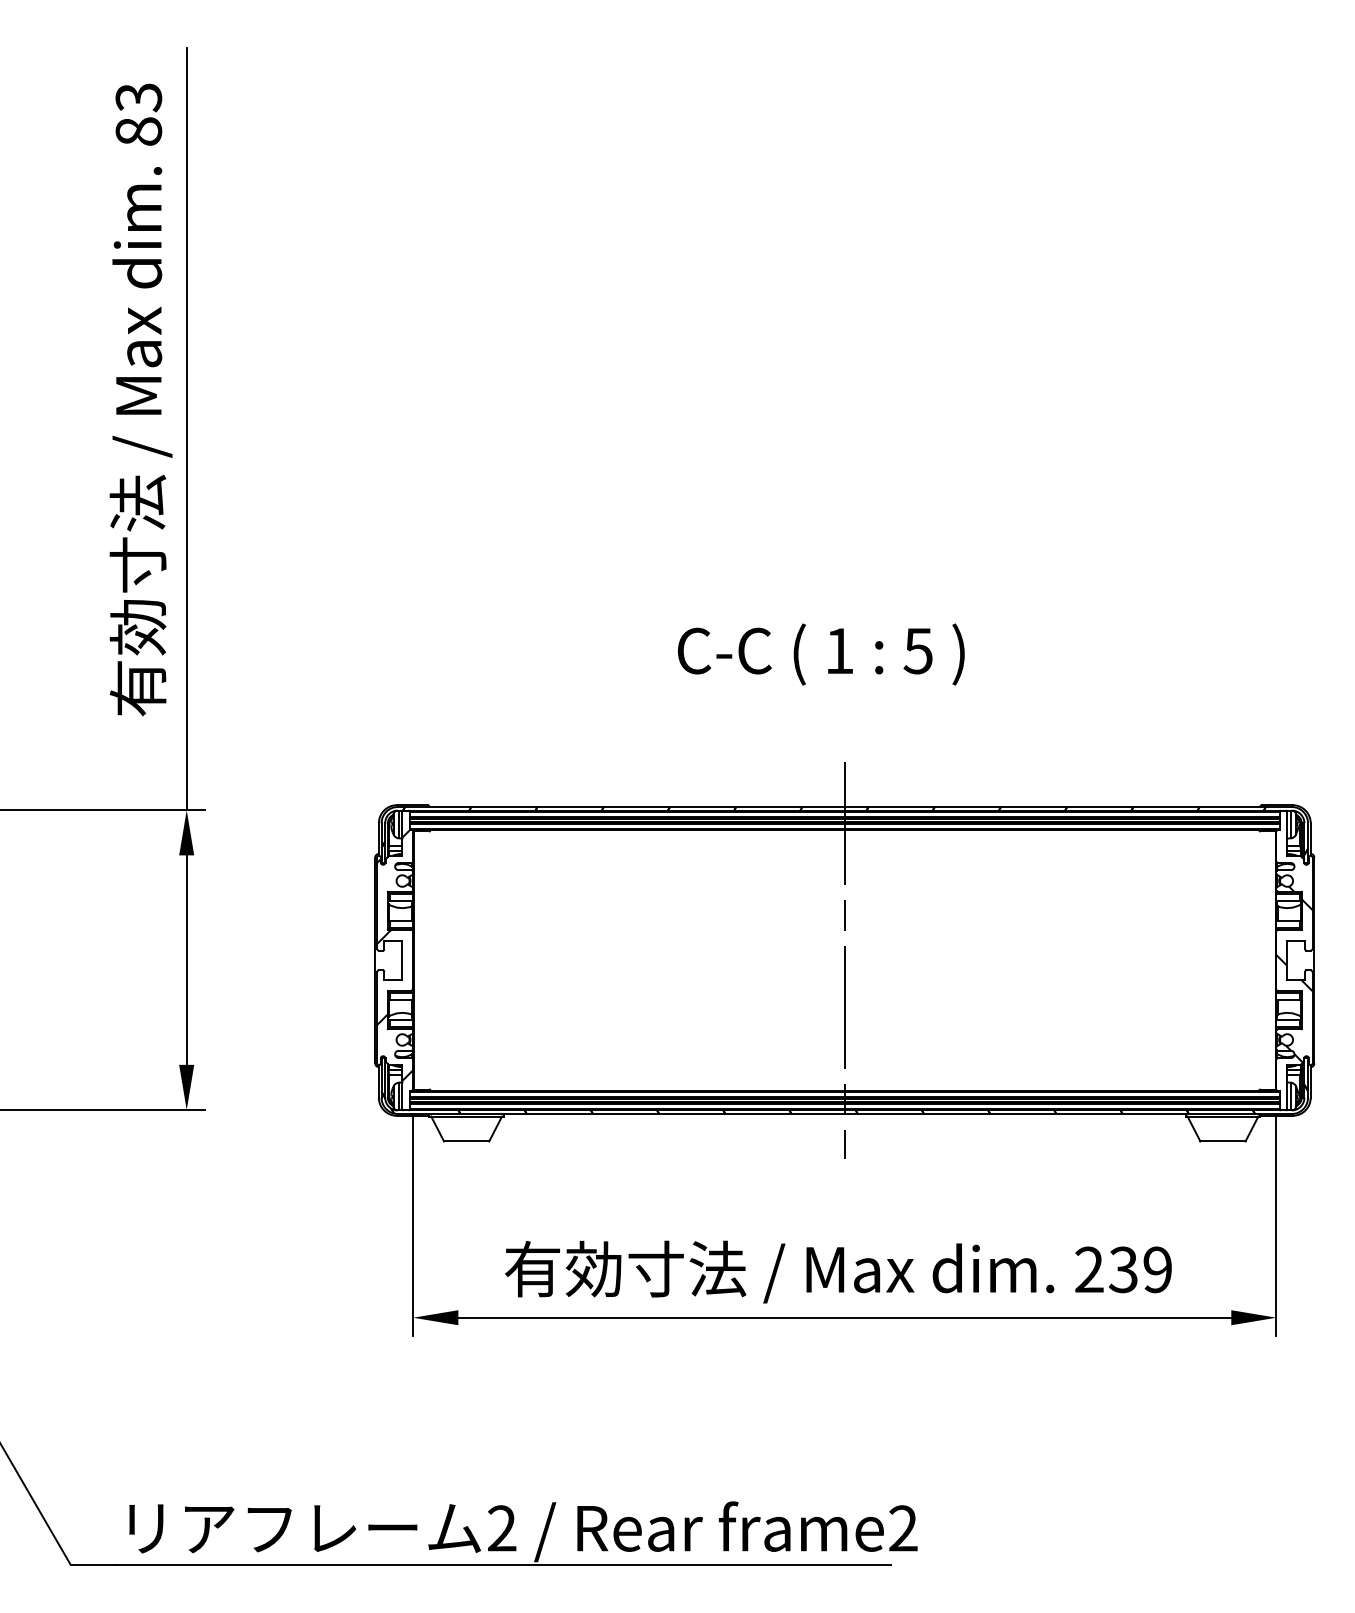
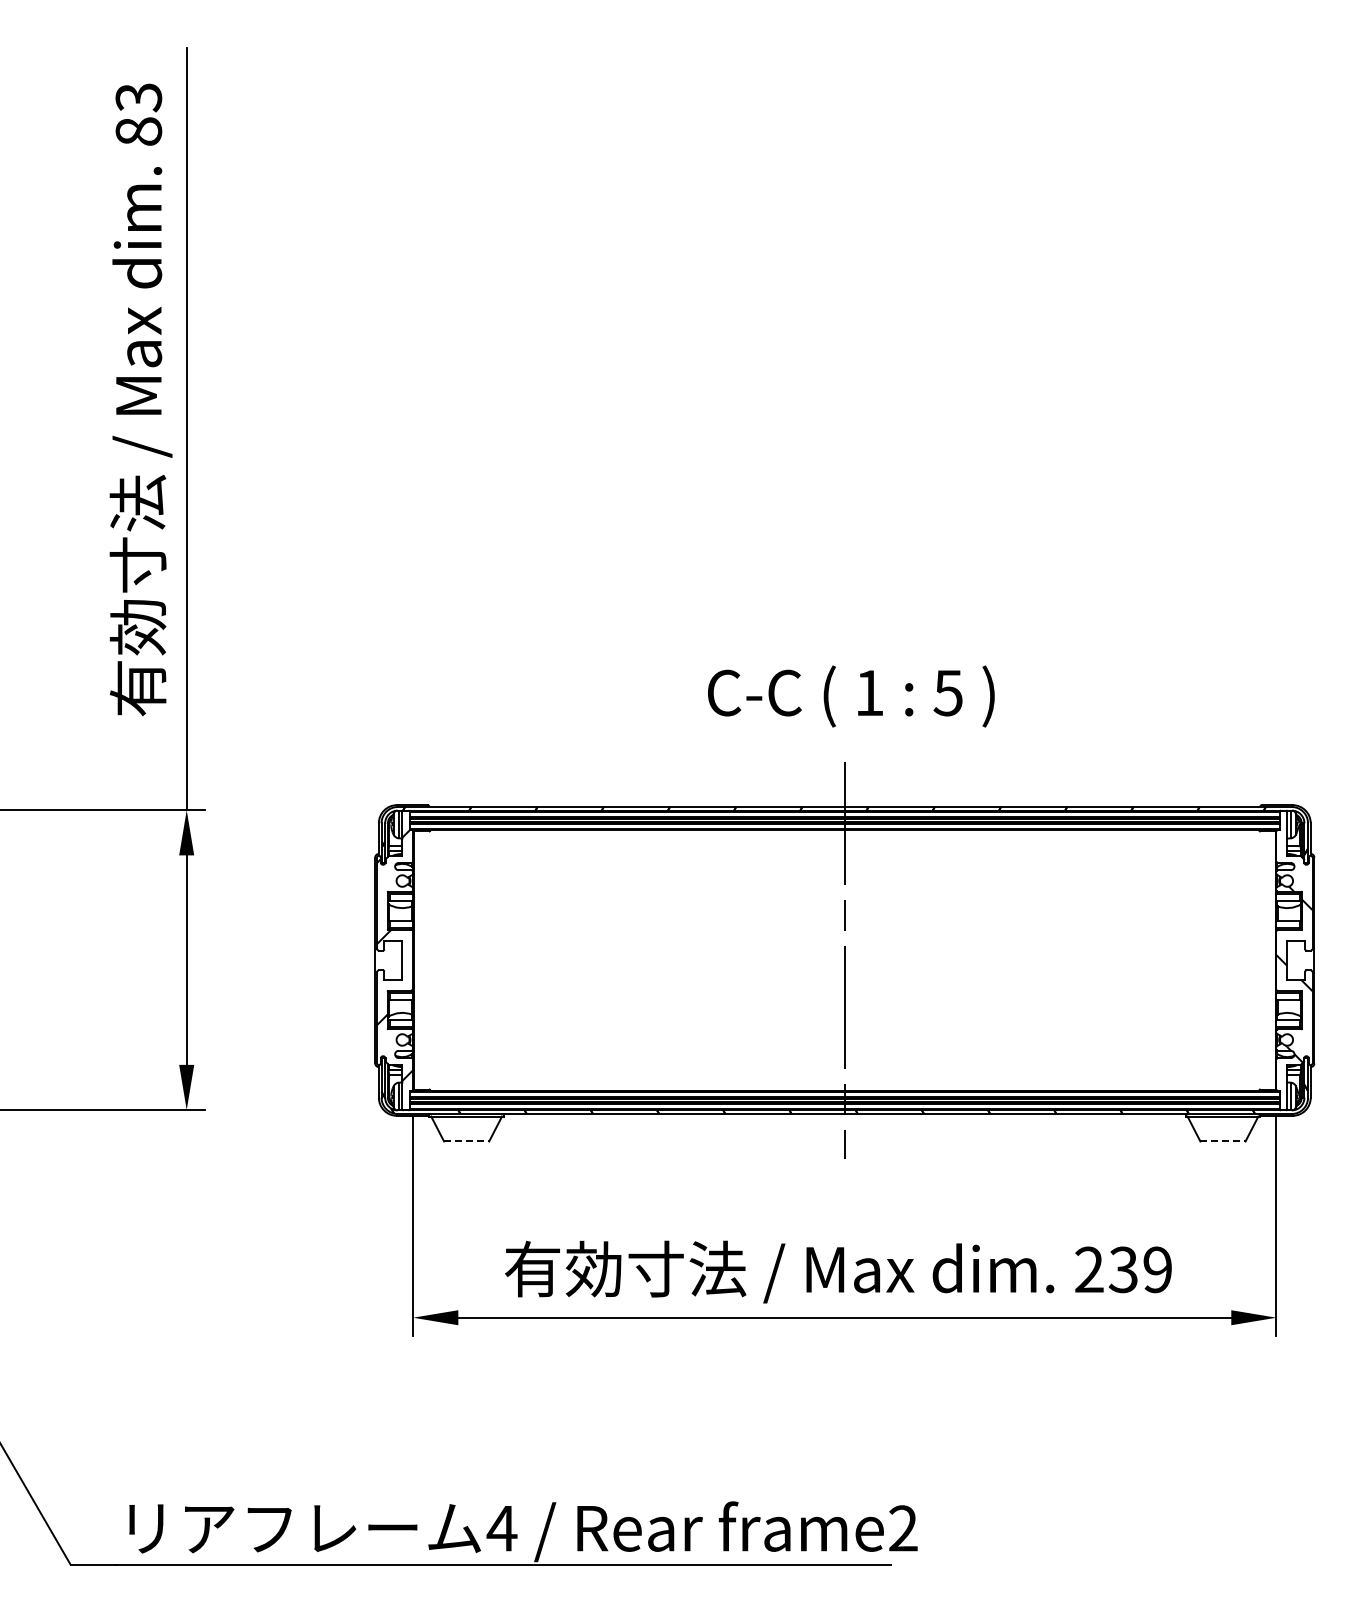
text position: (821, 654) -> (851, 696) (851, 696)
line: solid -> dashed (466, 1141)
line: solid -> dashed (1222, 1141)
text: 2 -> 4 (501, 1528)
